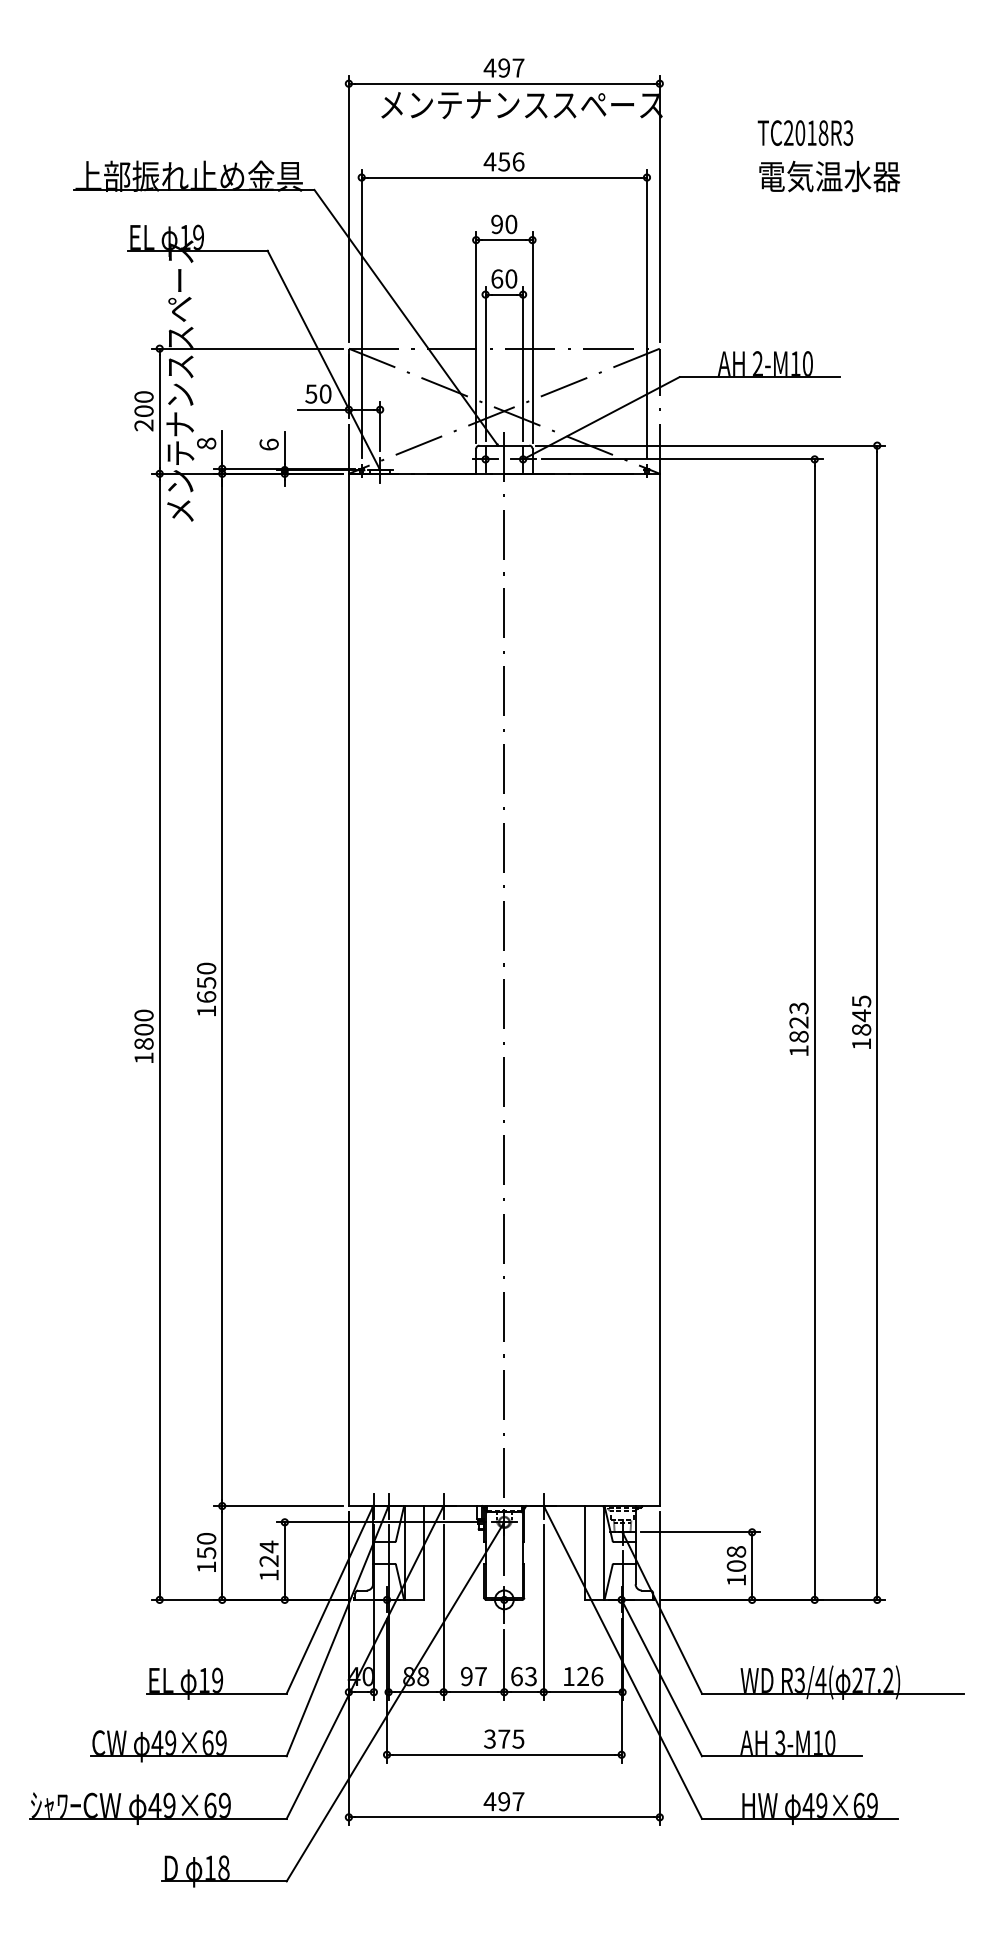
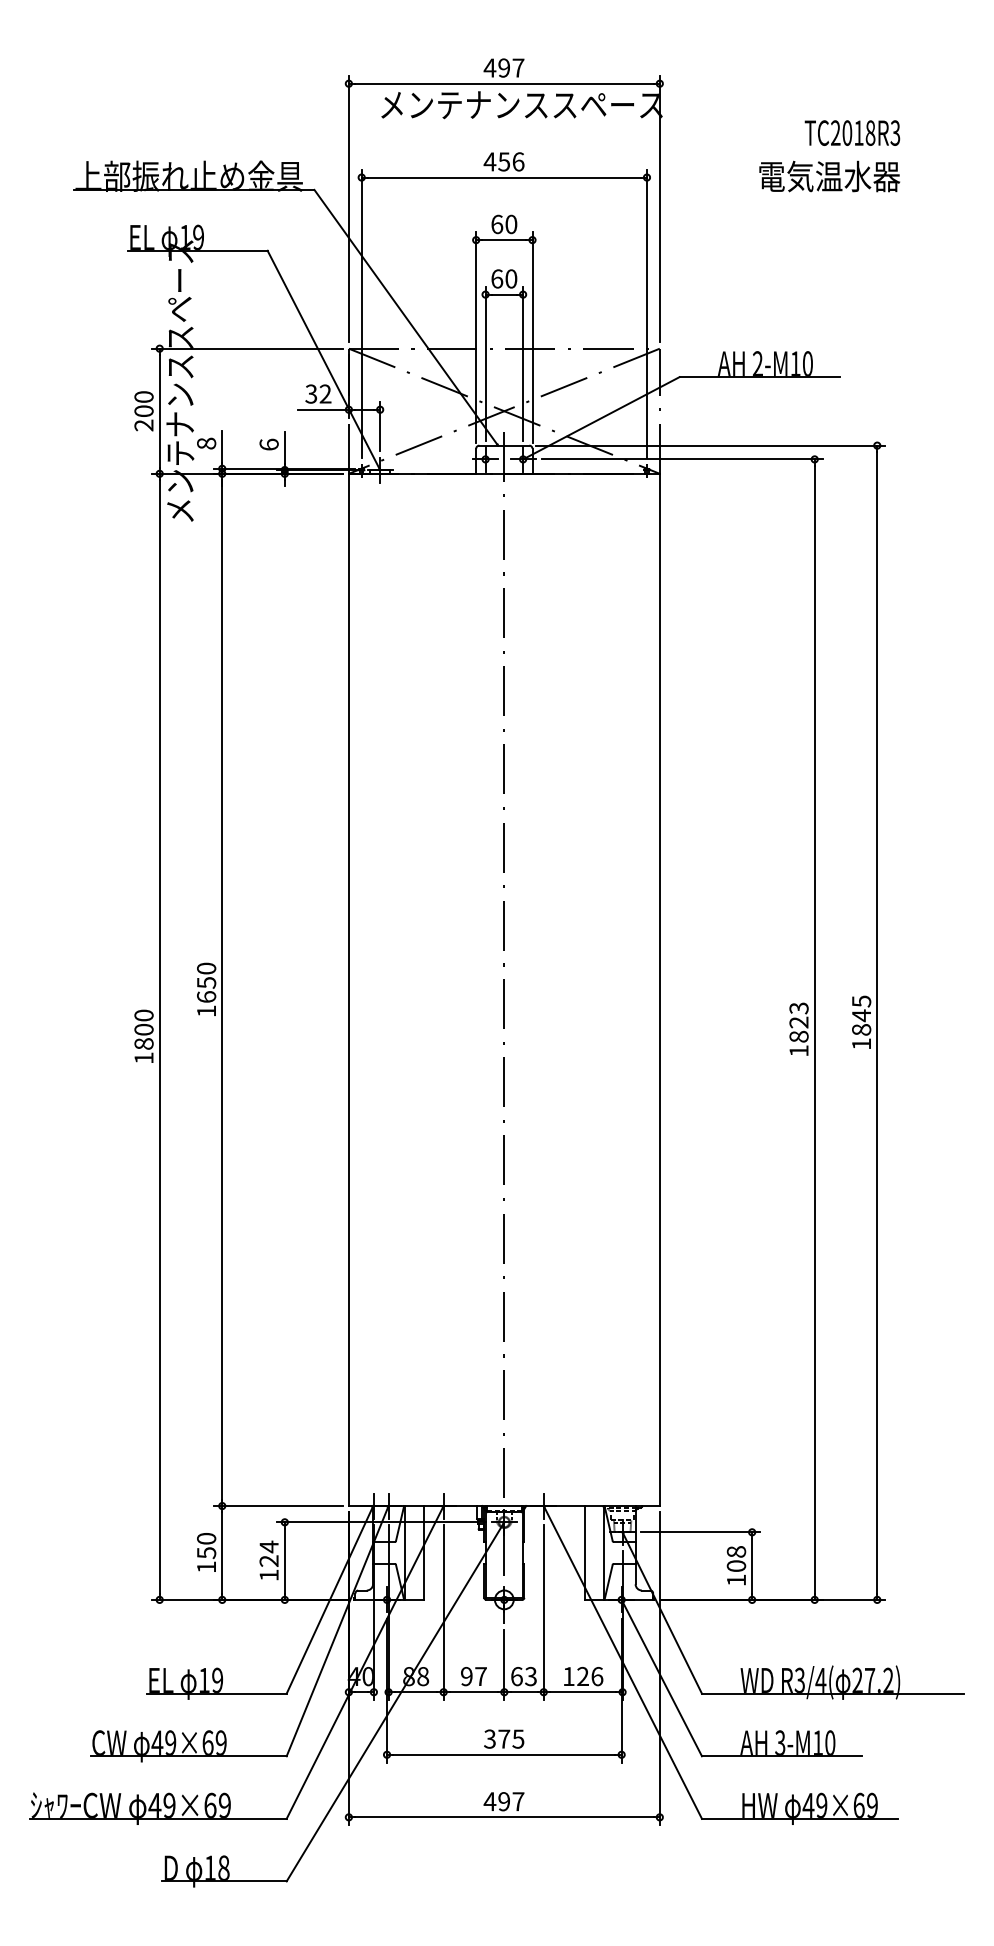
text position: (805, 132) -> (852, 132) (852, 132)
text: 90 -> 60 (497, 224)
text: 50 -> 32 (318, 393)
